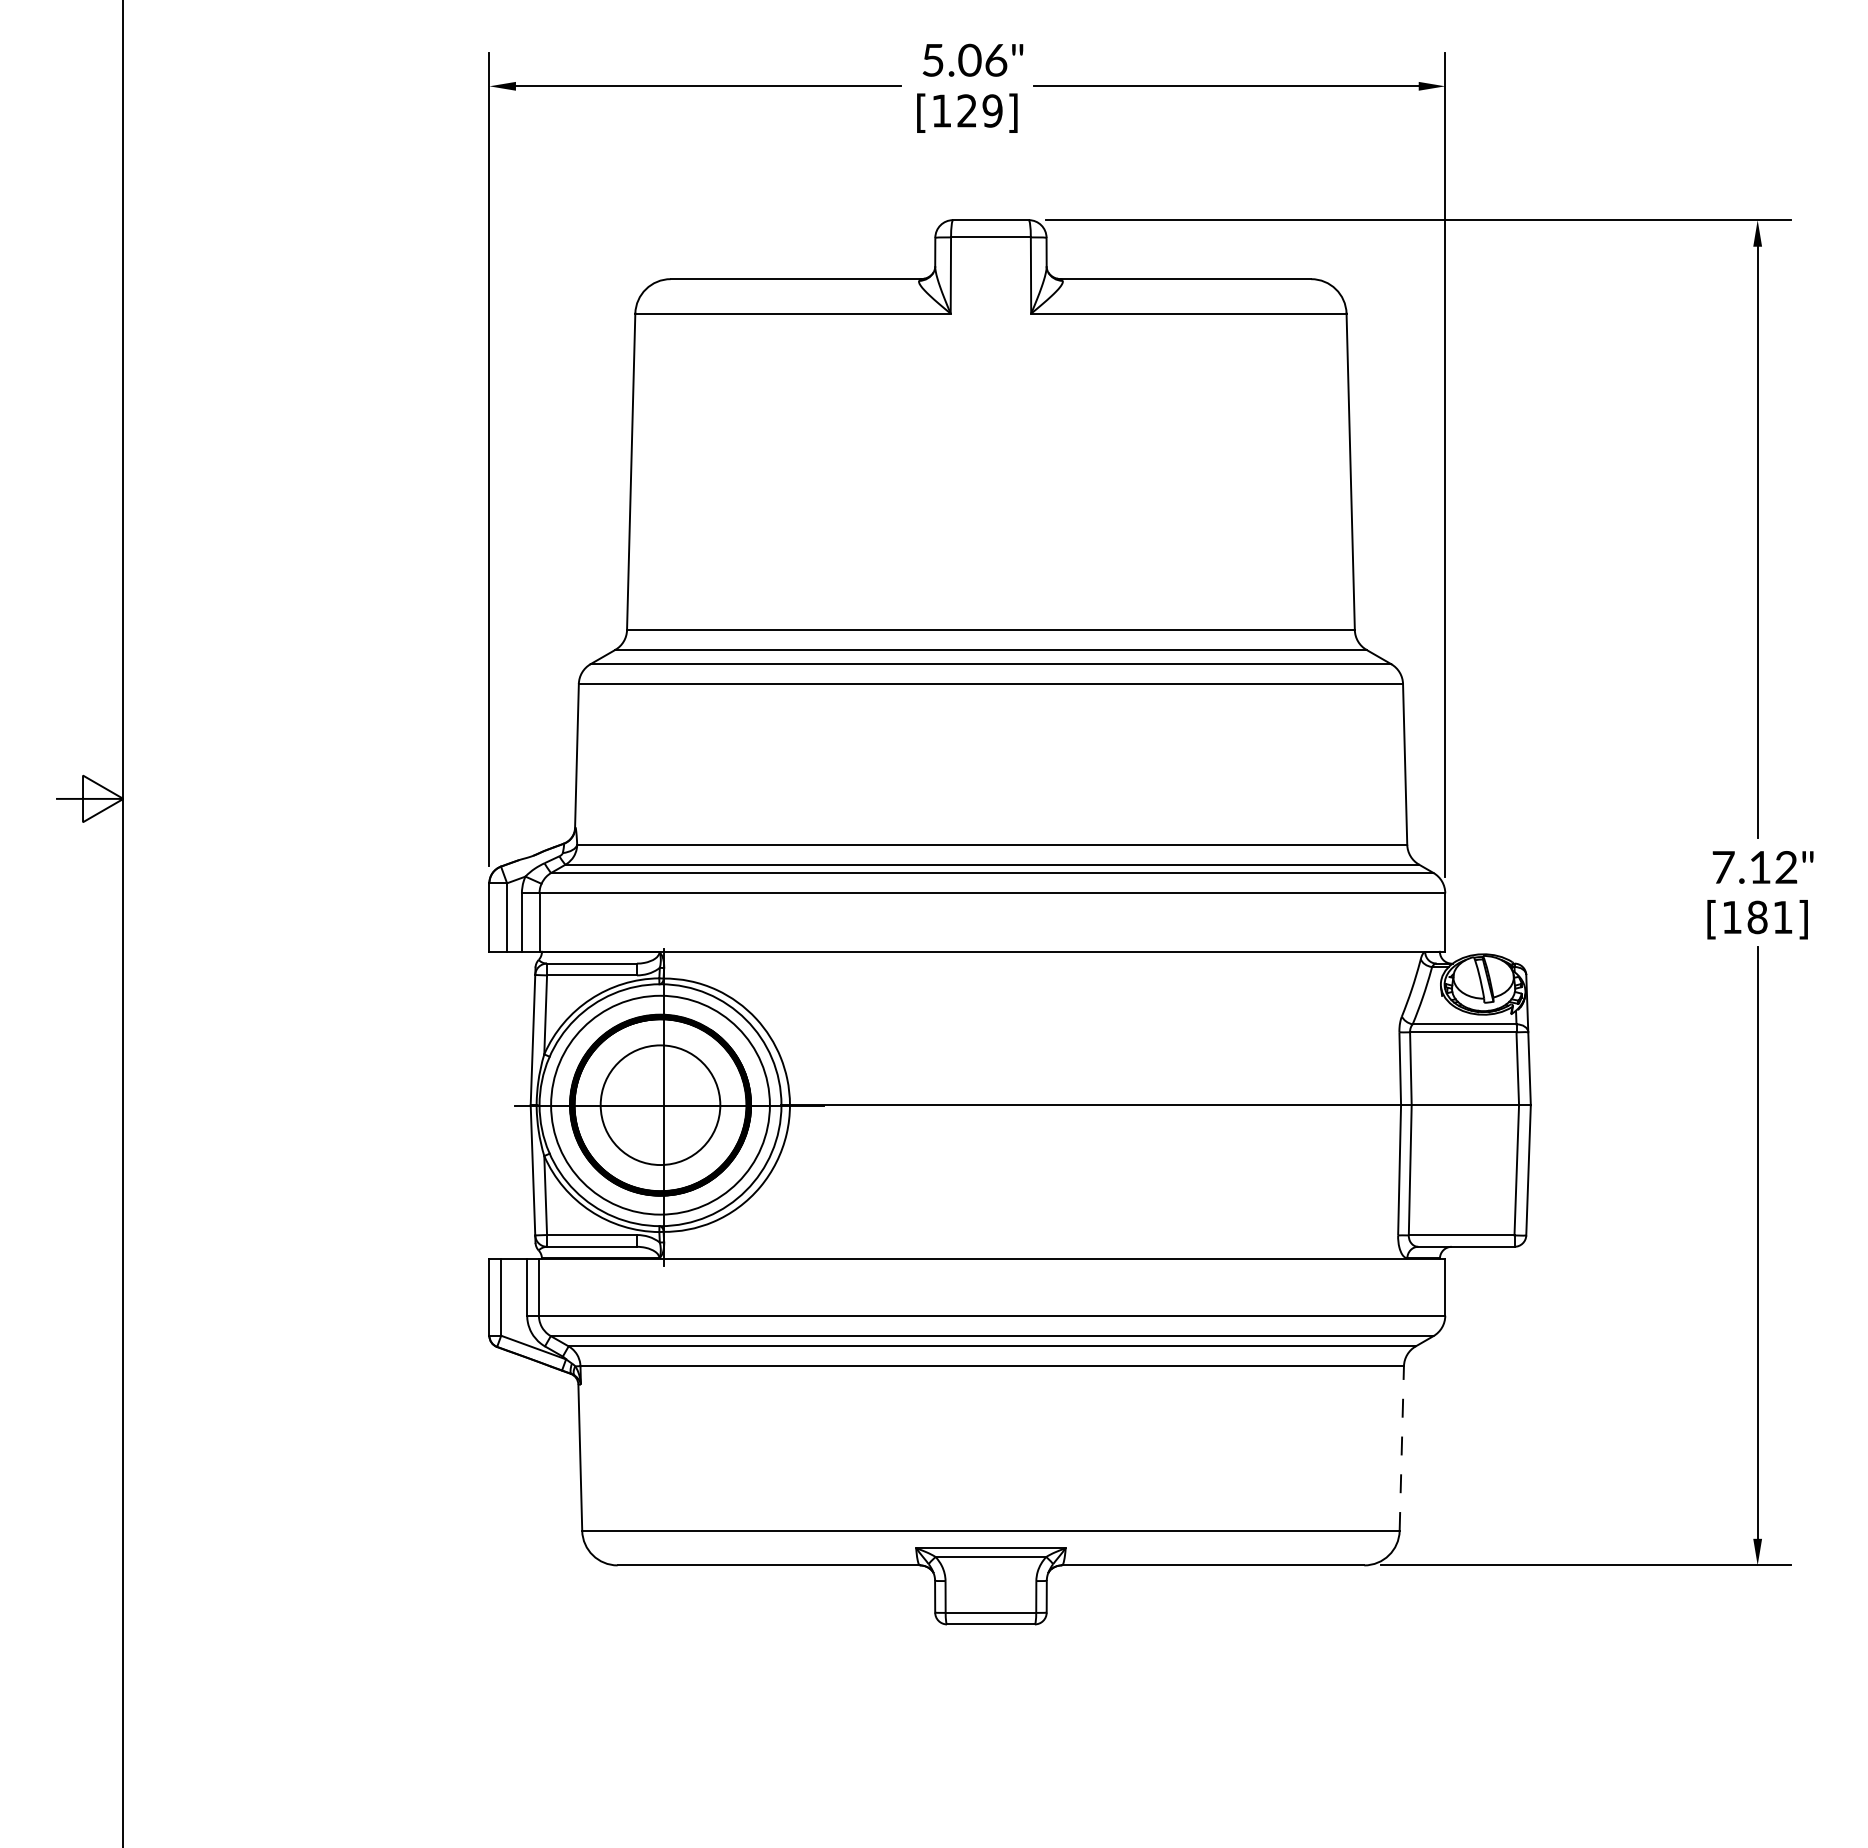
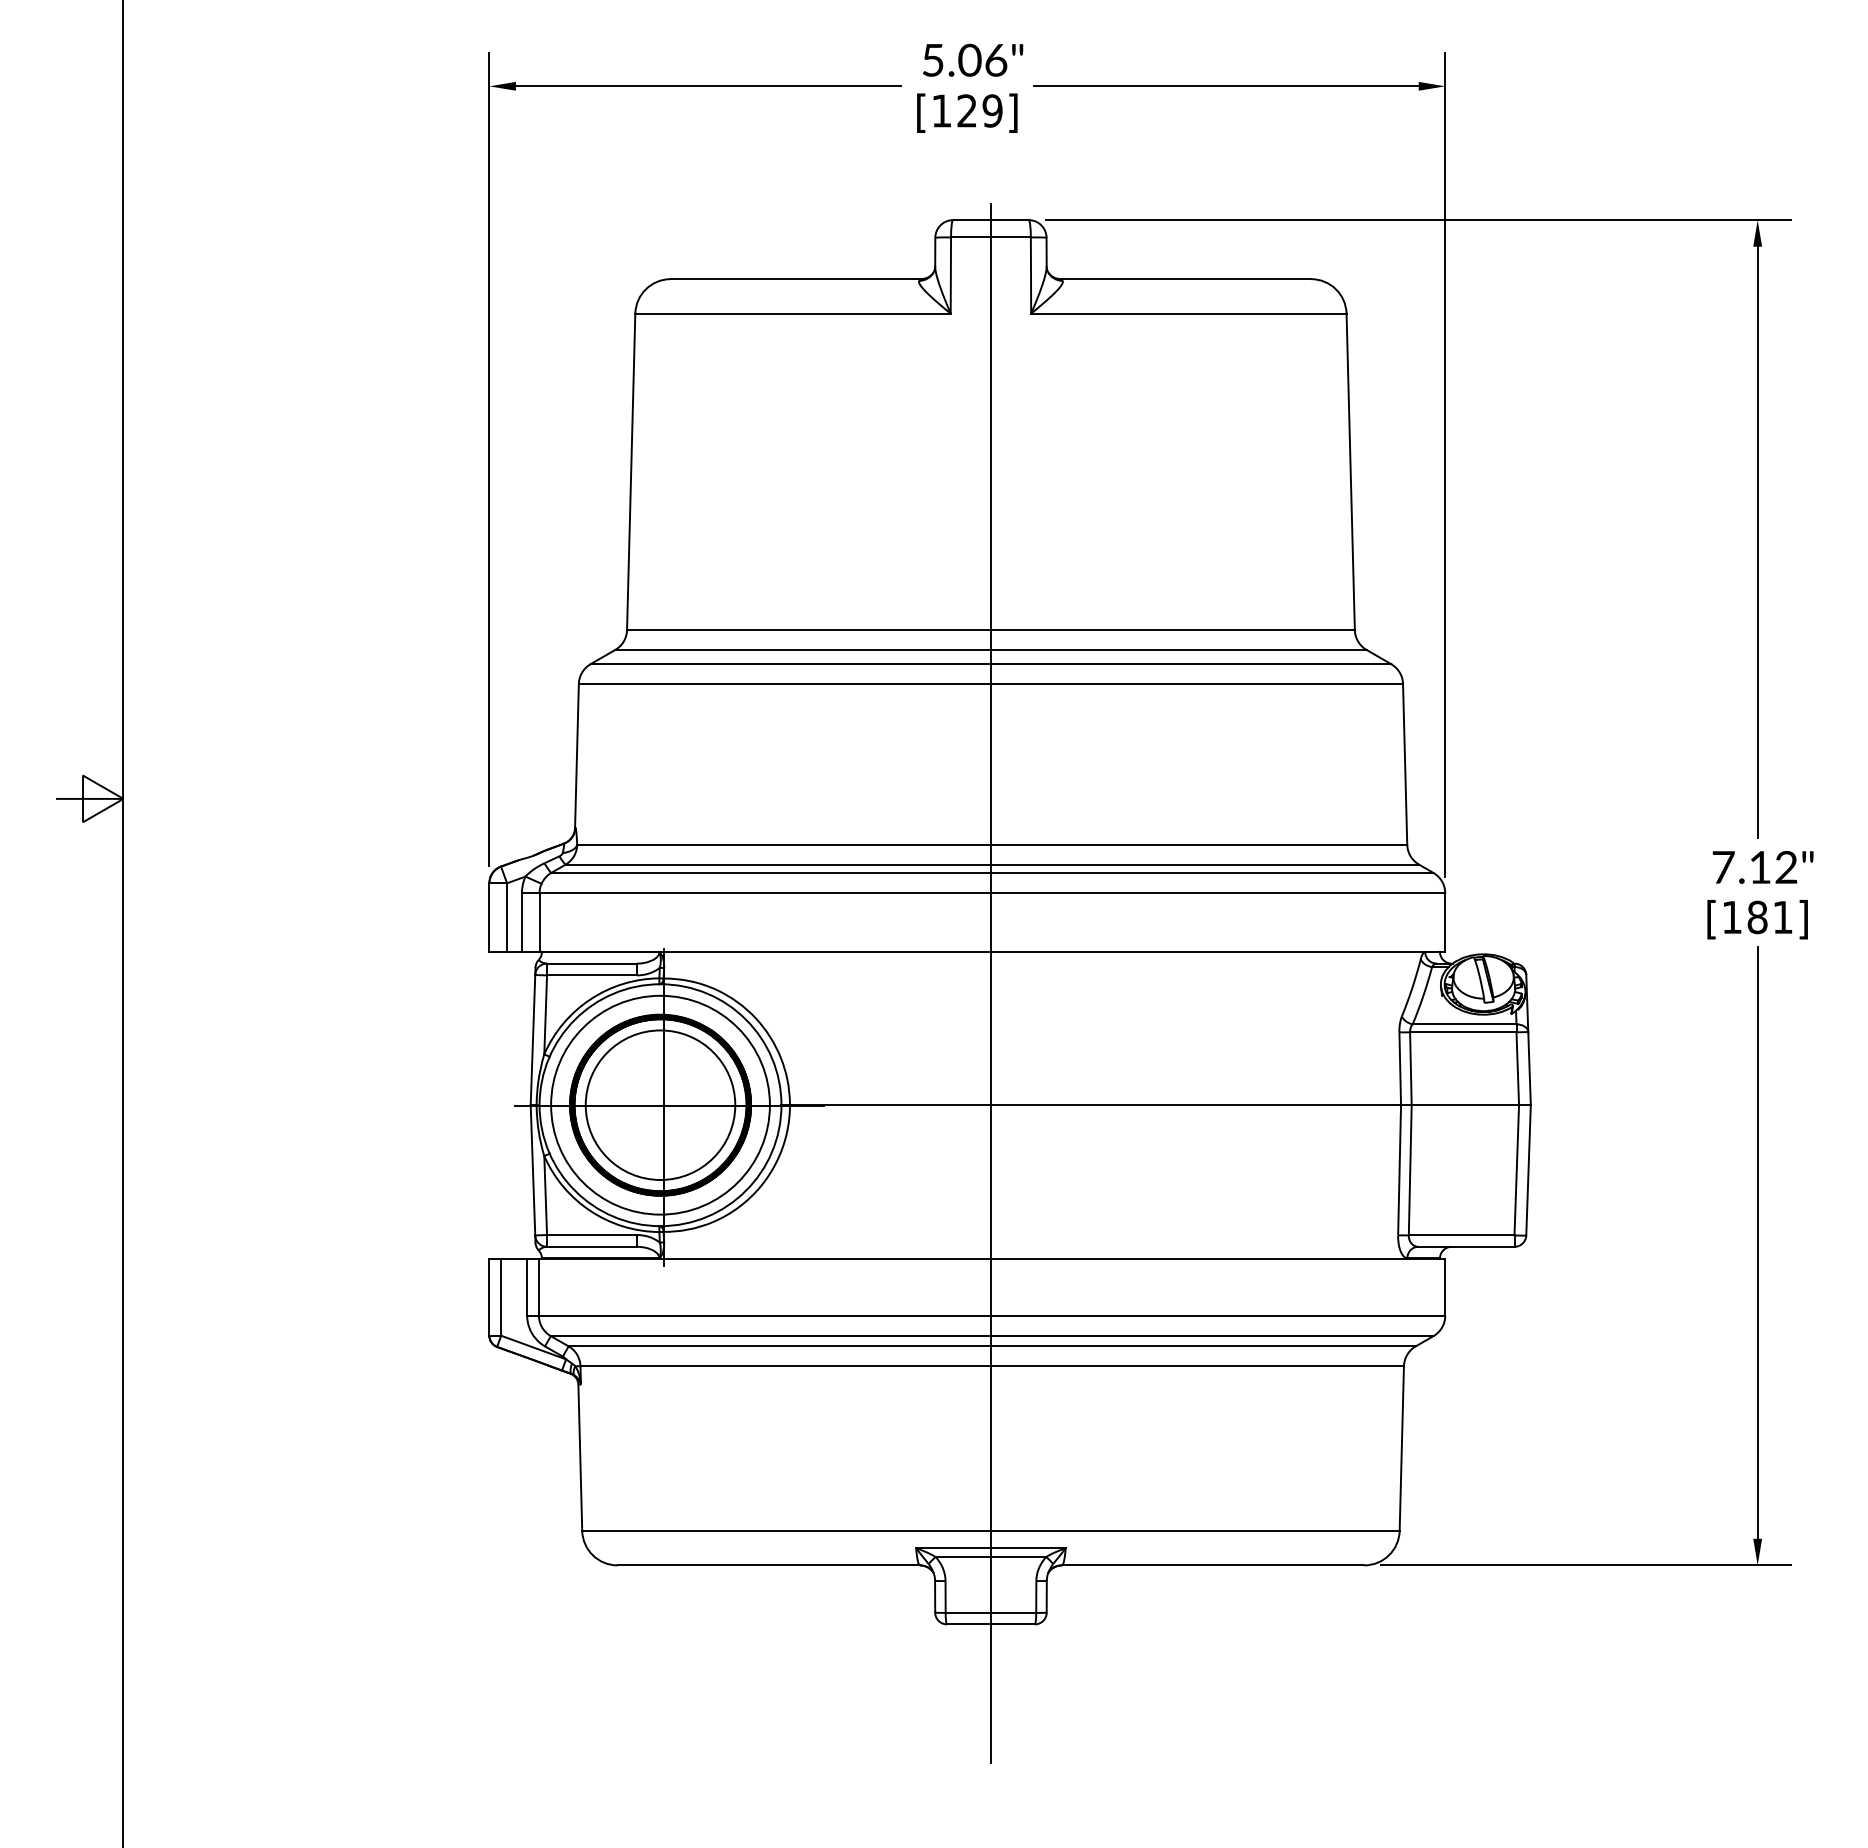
line: none -> present (990, 983)
circle diameter: 120 px -> 150 px (660, 1104)
line: dashed -> solid (1401, 1448)
